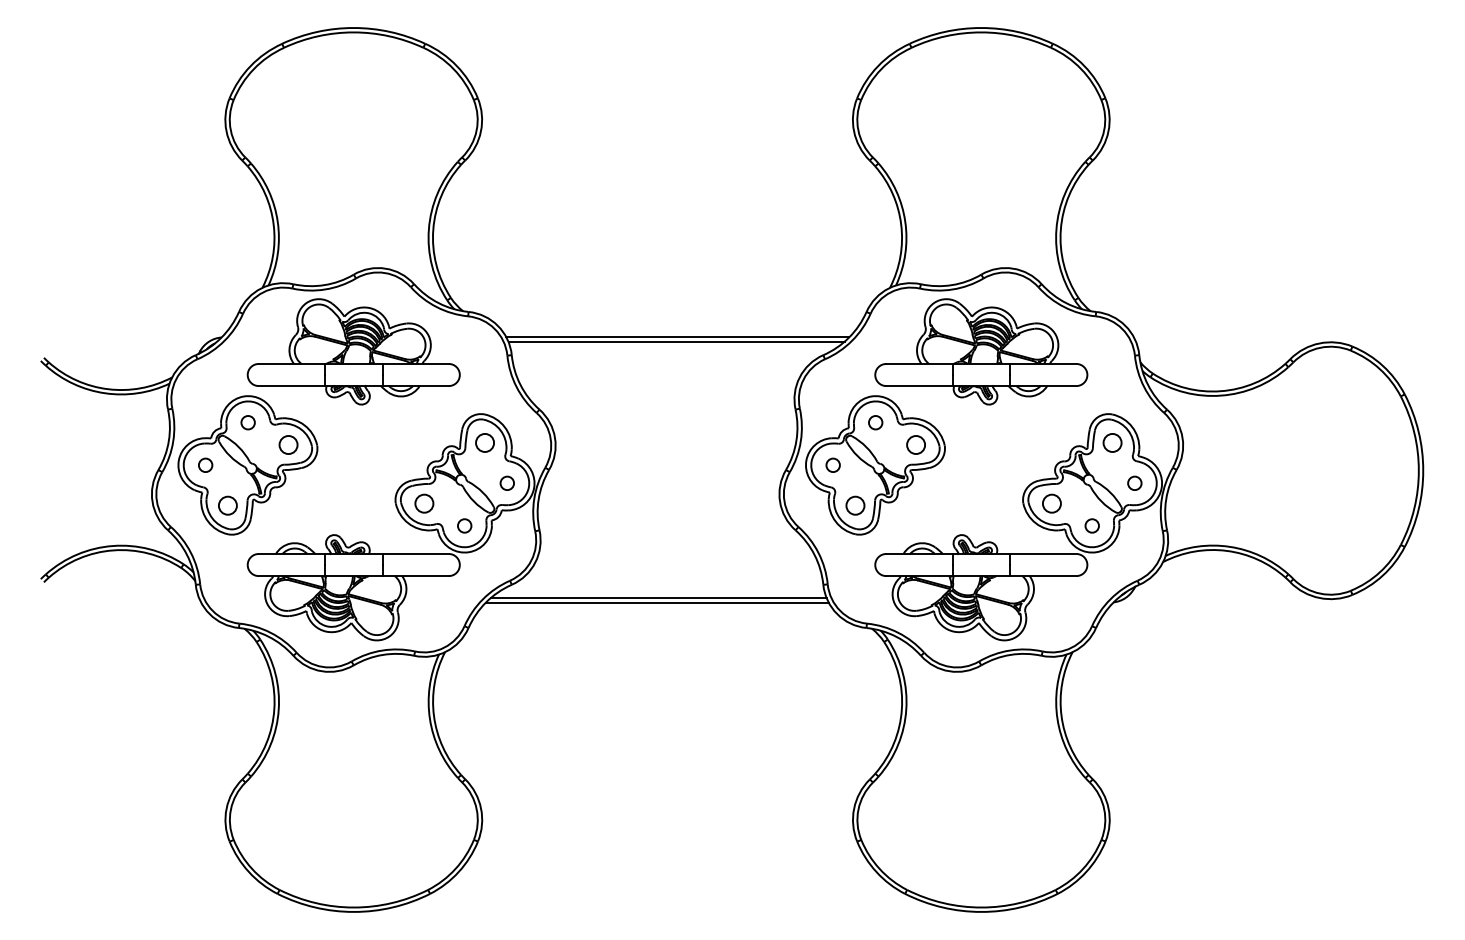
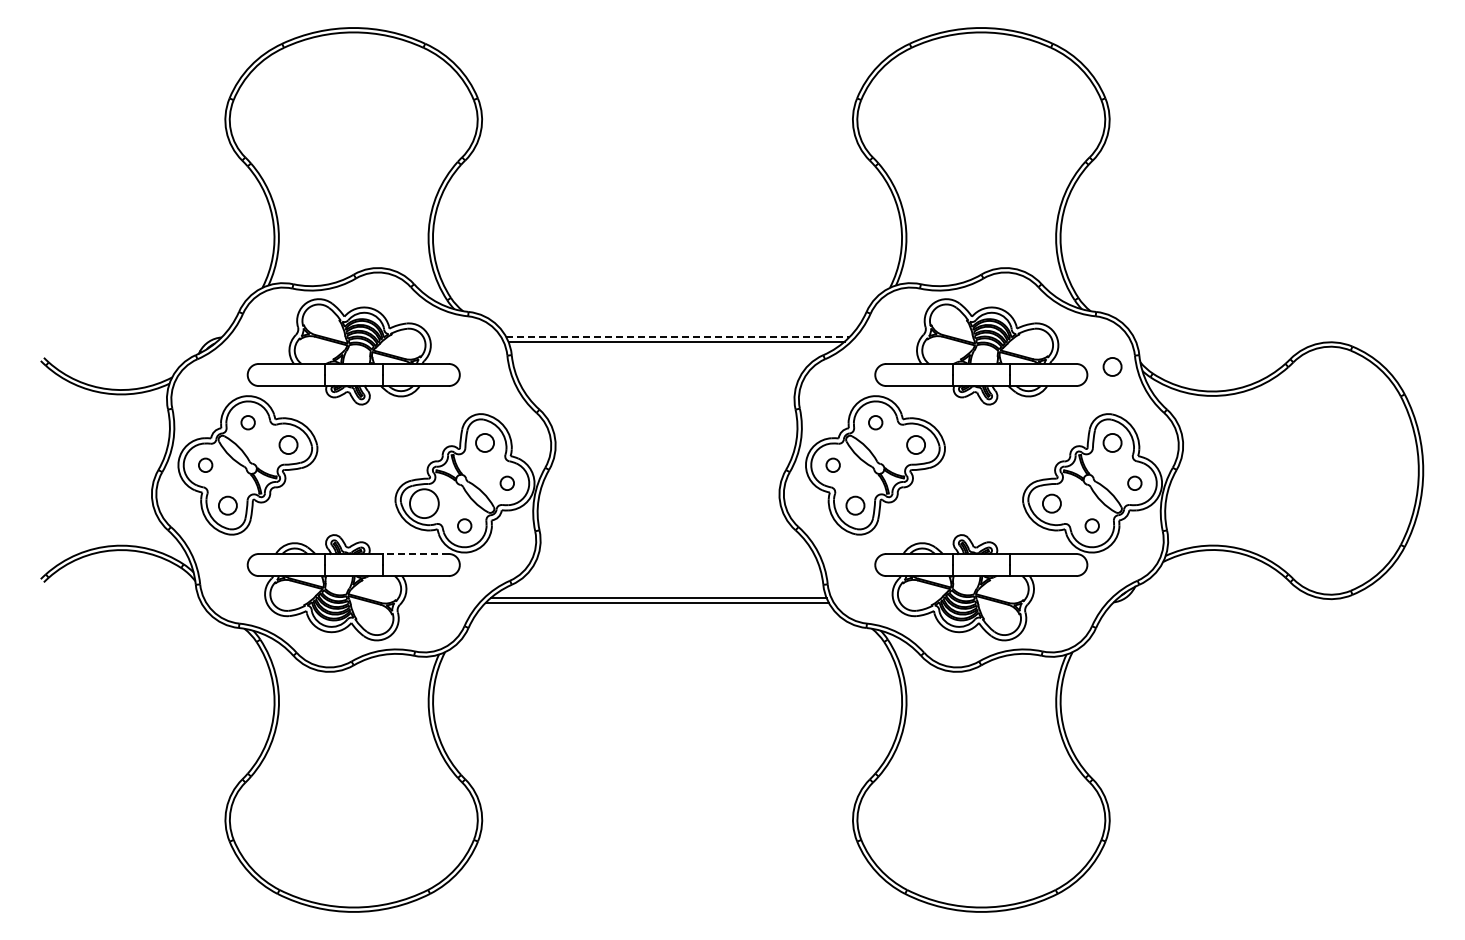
line: solid -> dashed (678, 337)
circle: none -> present (1112, 366)
circle diameter: 18 px -> 29 px (423, 503)
line: solid -> dashed (415, 553)
